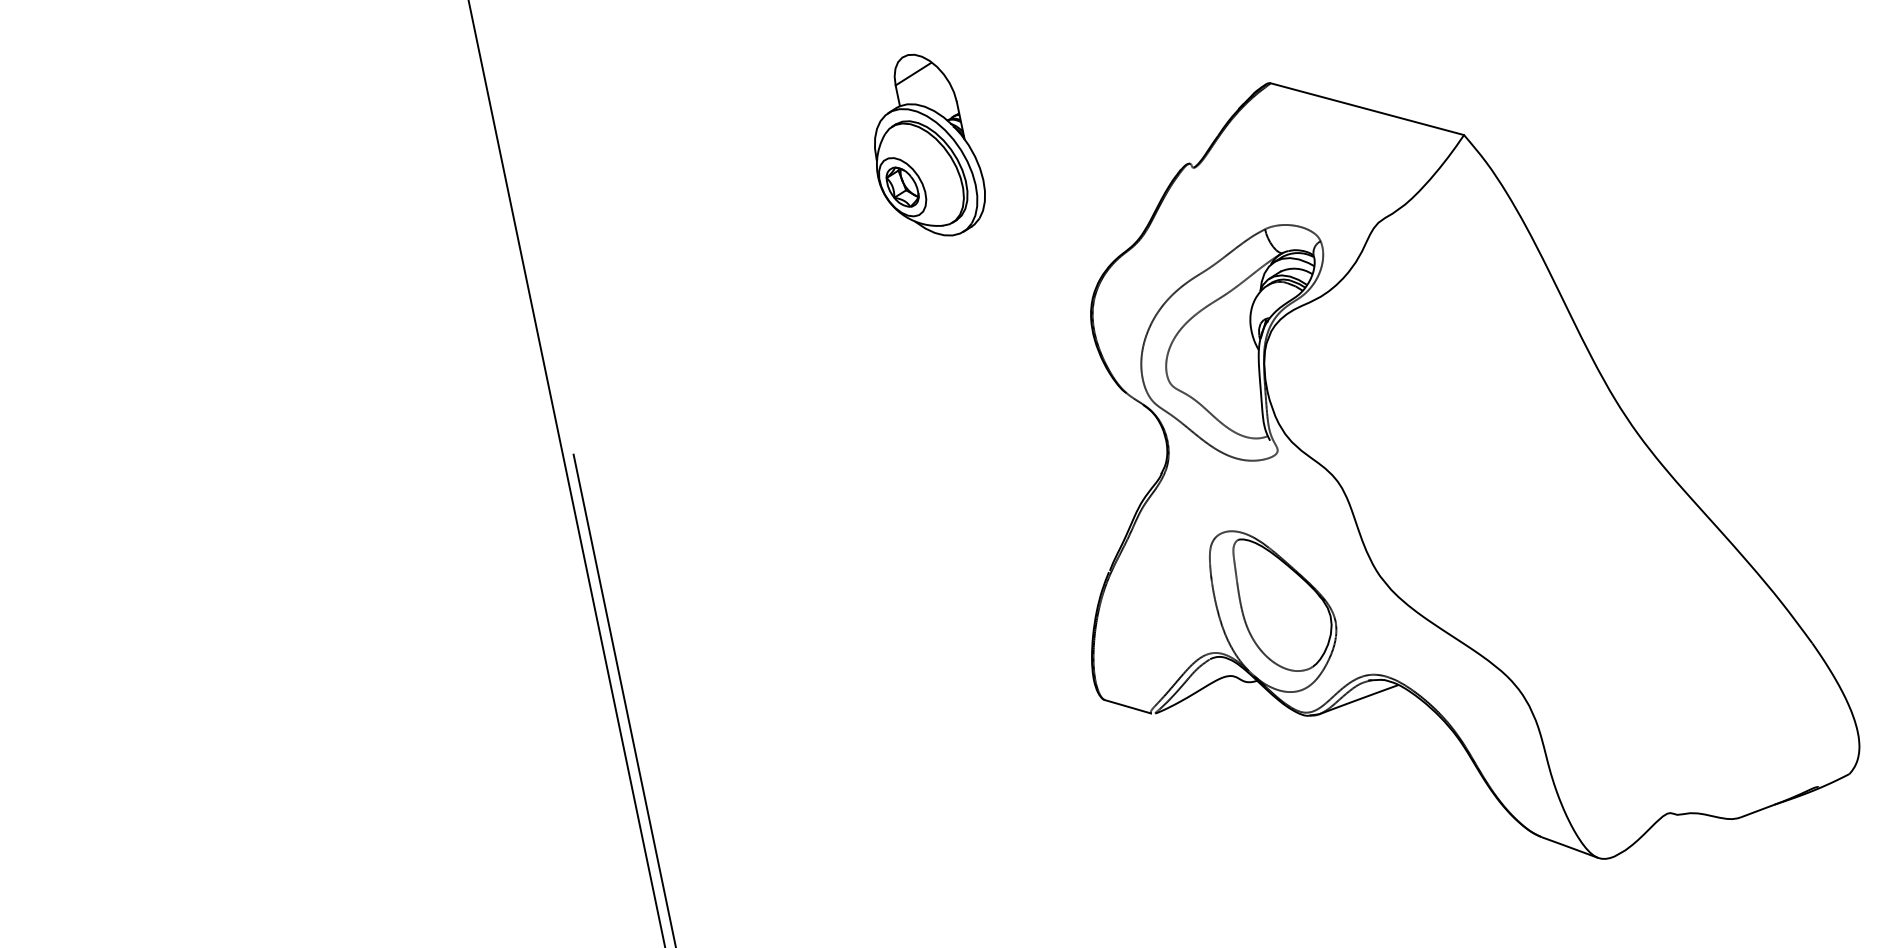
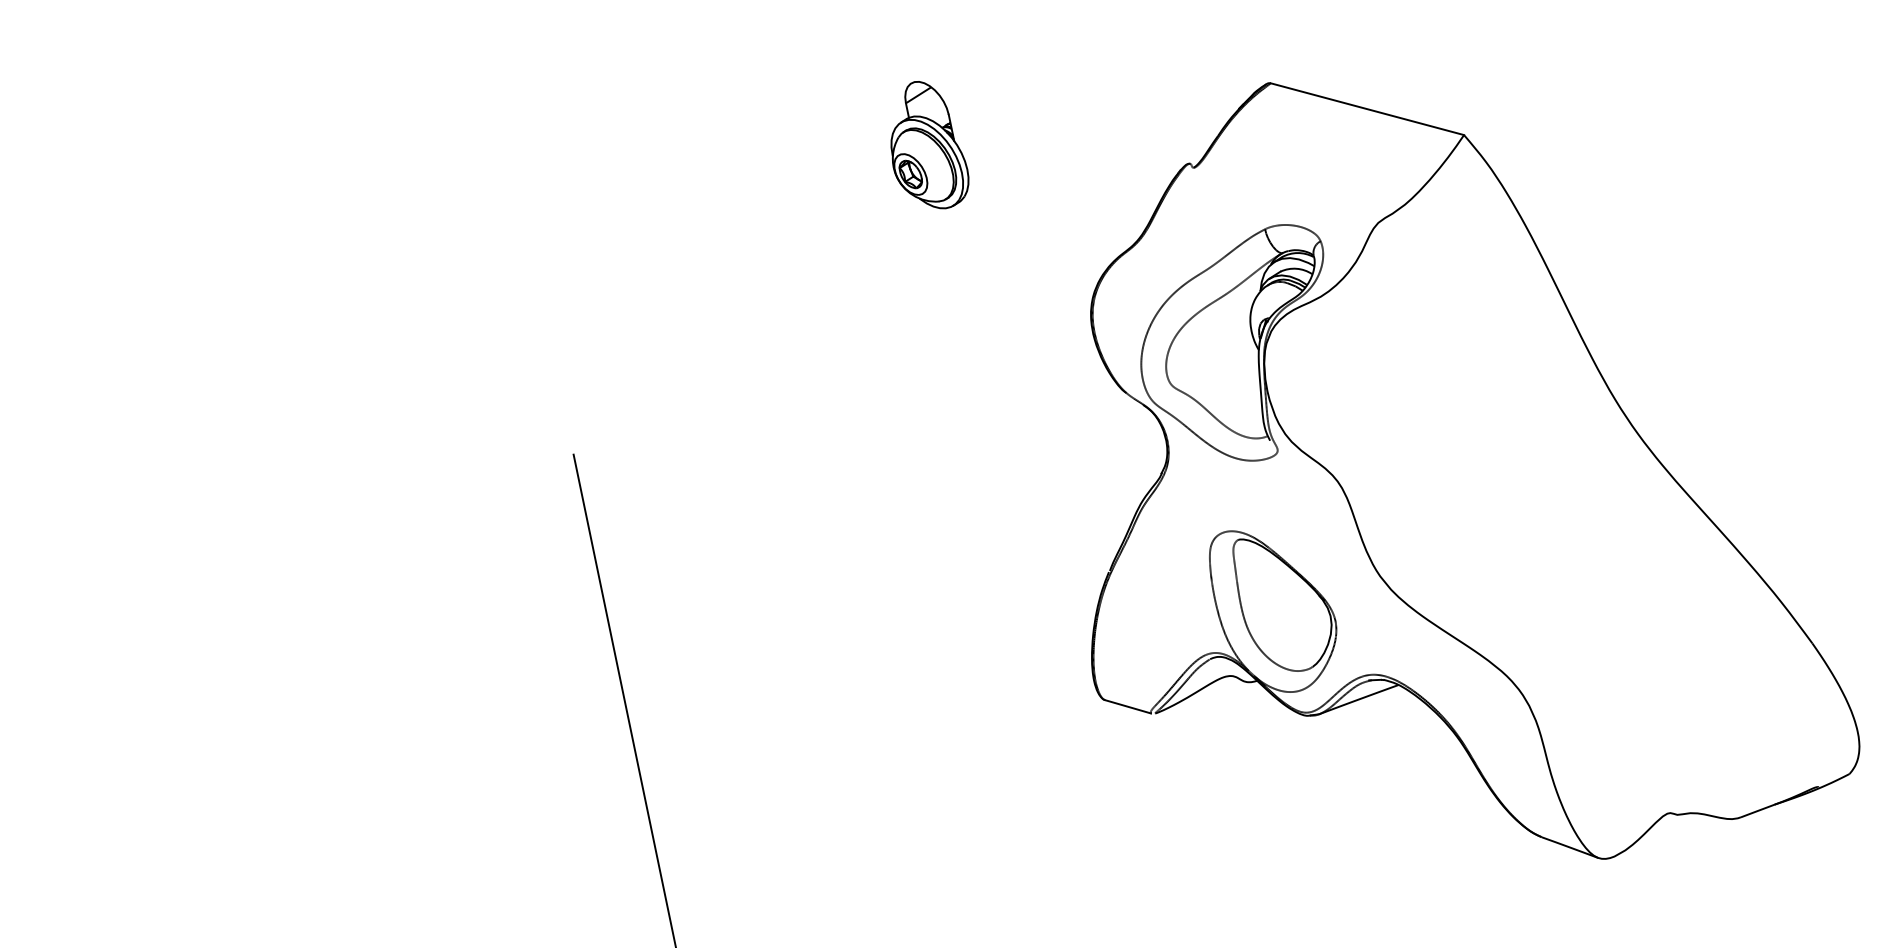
part size: 112x184 px -> 80x129 px (929, 145)
line: present -> none (566, 473)
